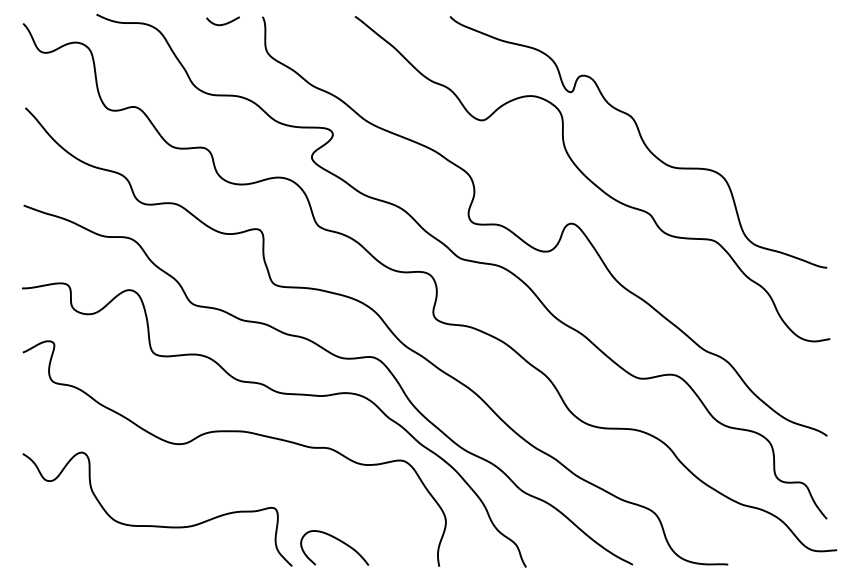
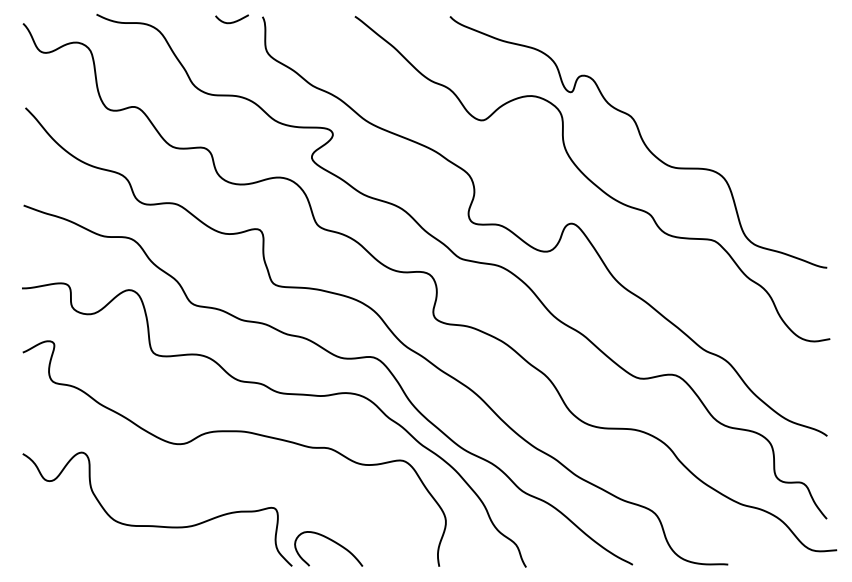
curve position: (223, 23) -> (232, 21) (232, 21)
curve position: (337, 540) -> (331, 541) (331, 541)
